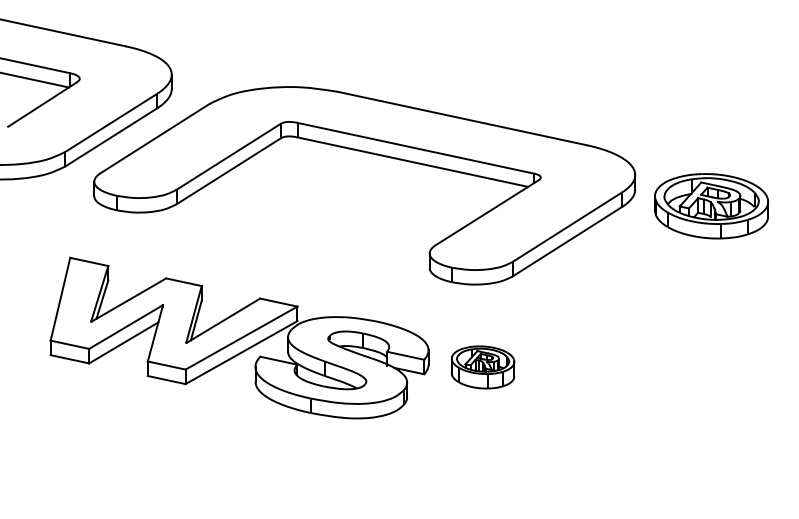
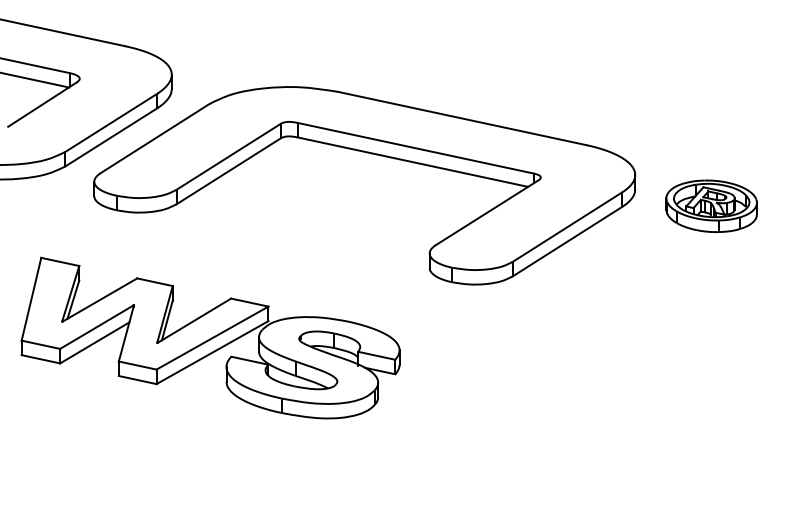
part size: 116x67 px -> 93x54 px (711, 205)
part position: (239, 337) -> (210, 337) (210, 337)
part: present -> none (482, 367)
